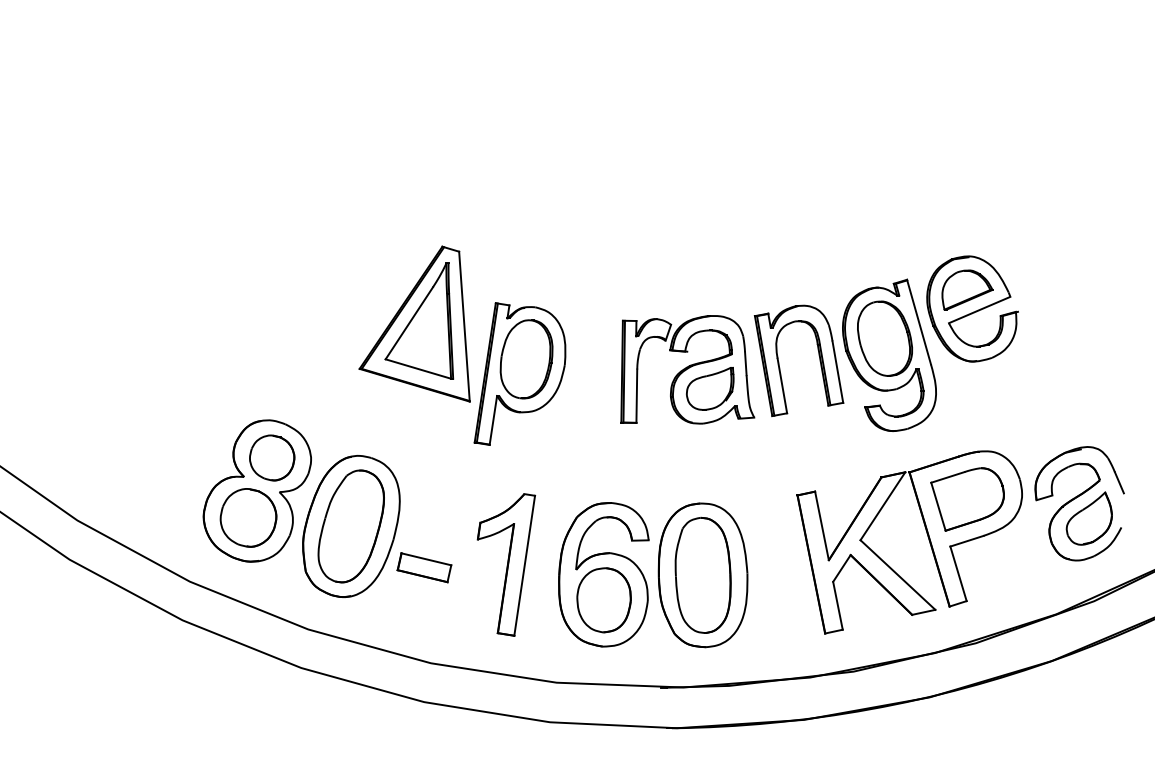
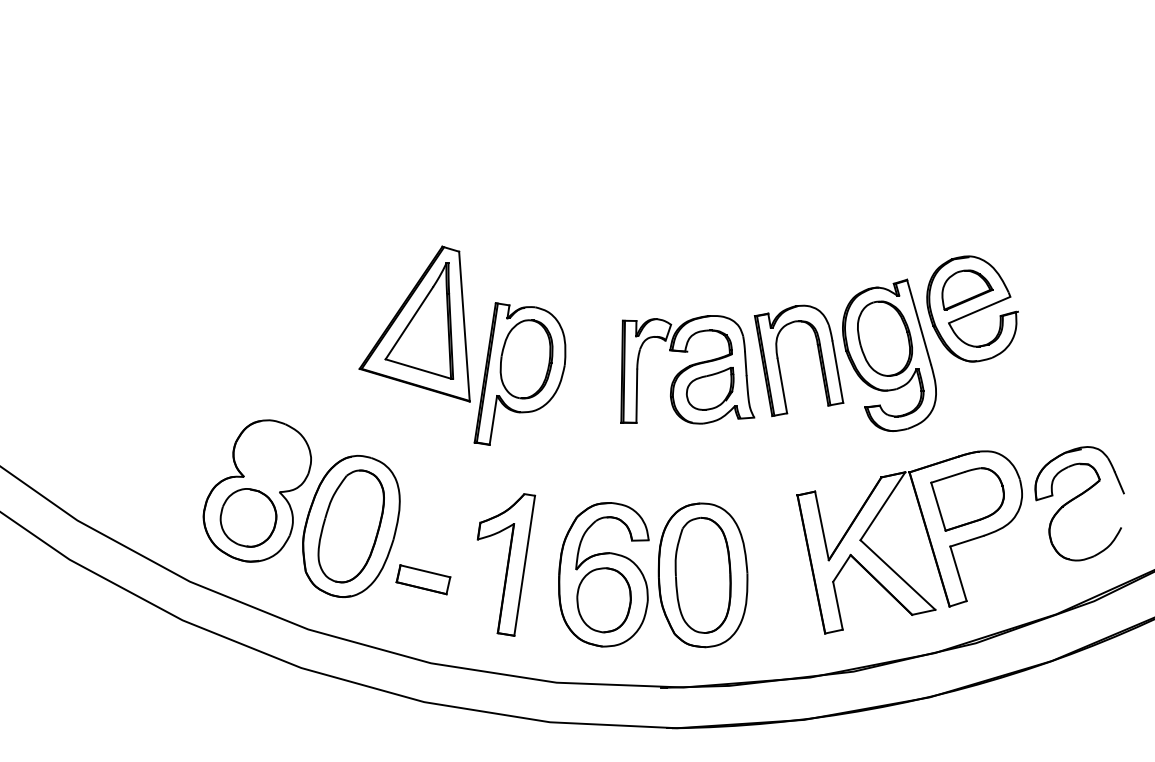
part: present -> none (272, 457)
part: present -> none (1088, 518)
part position: (424, 567) -> (423, 579) (423, 579)
